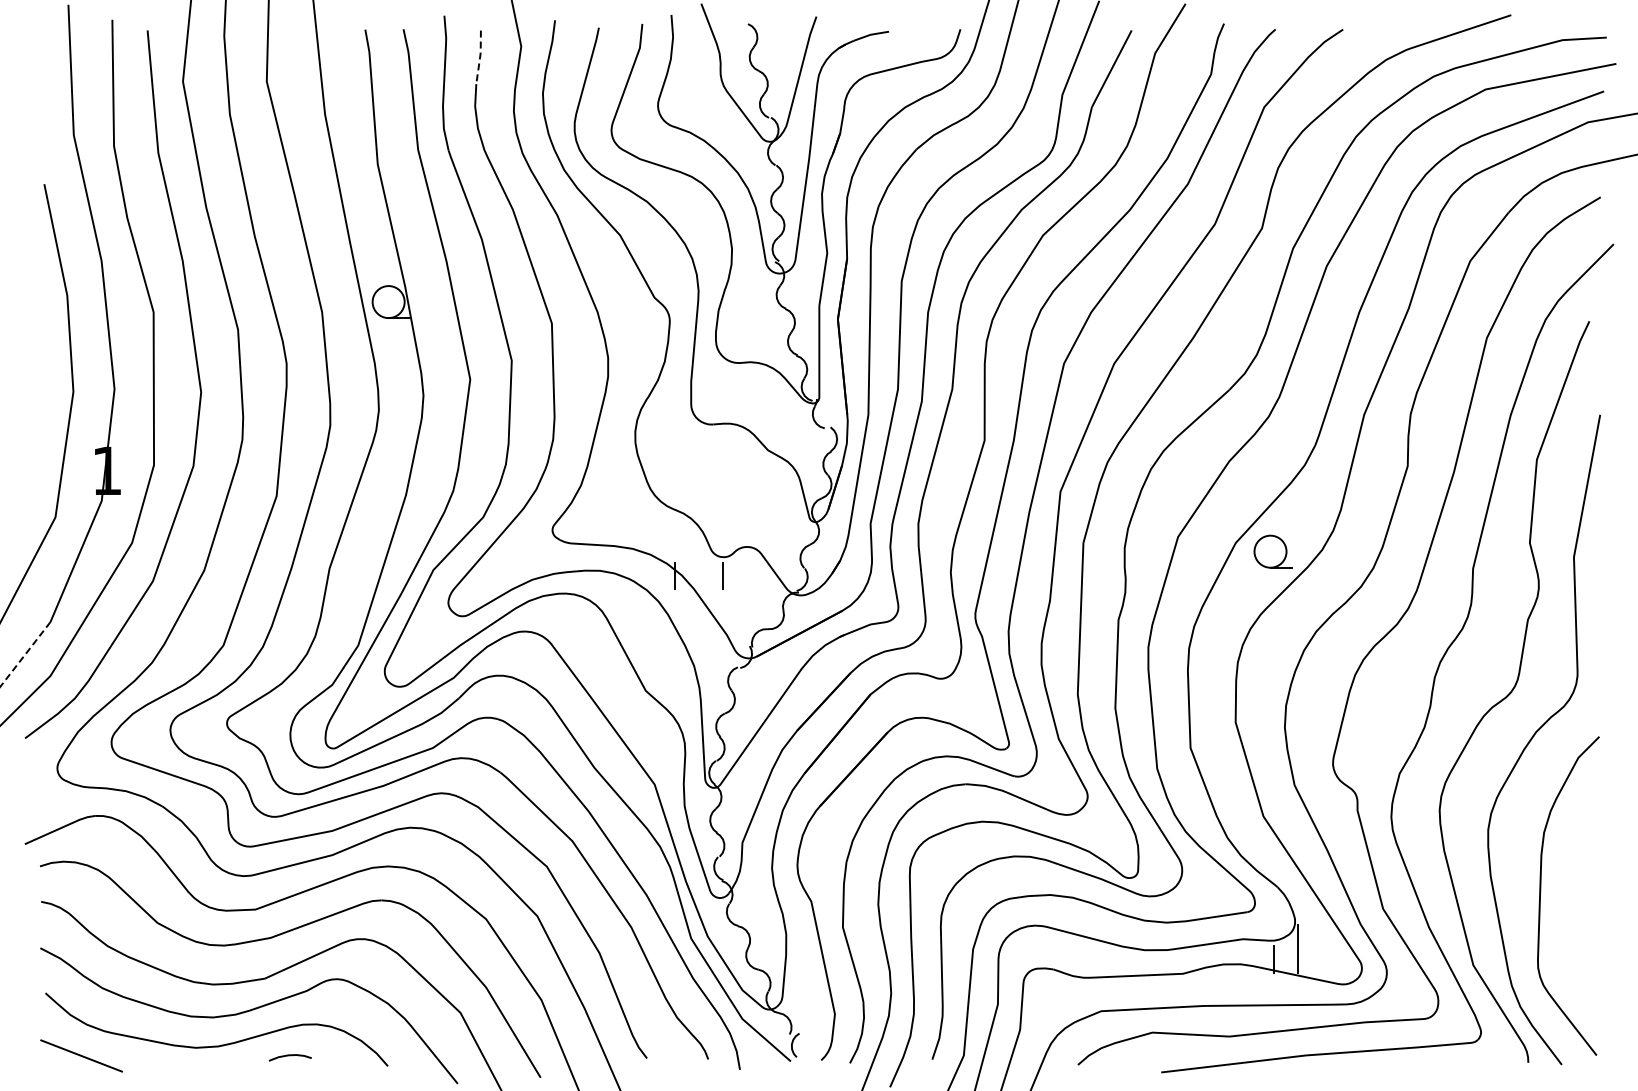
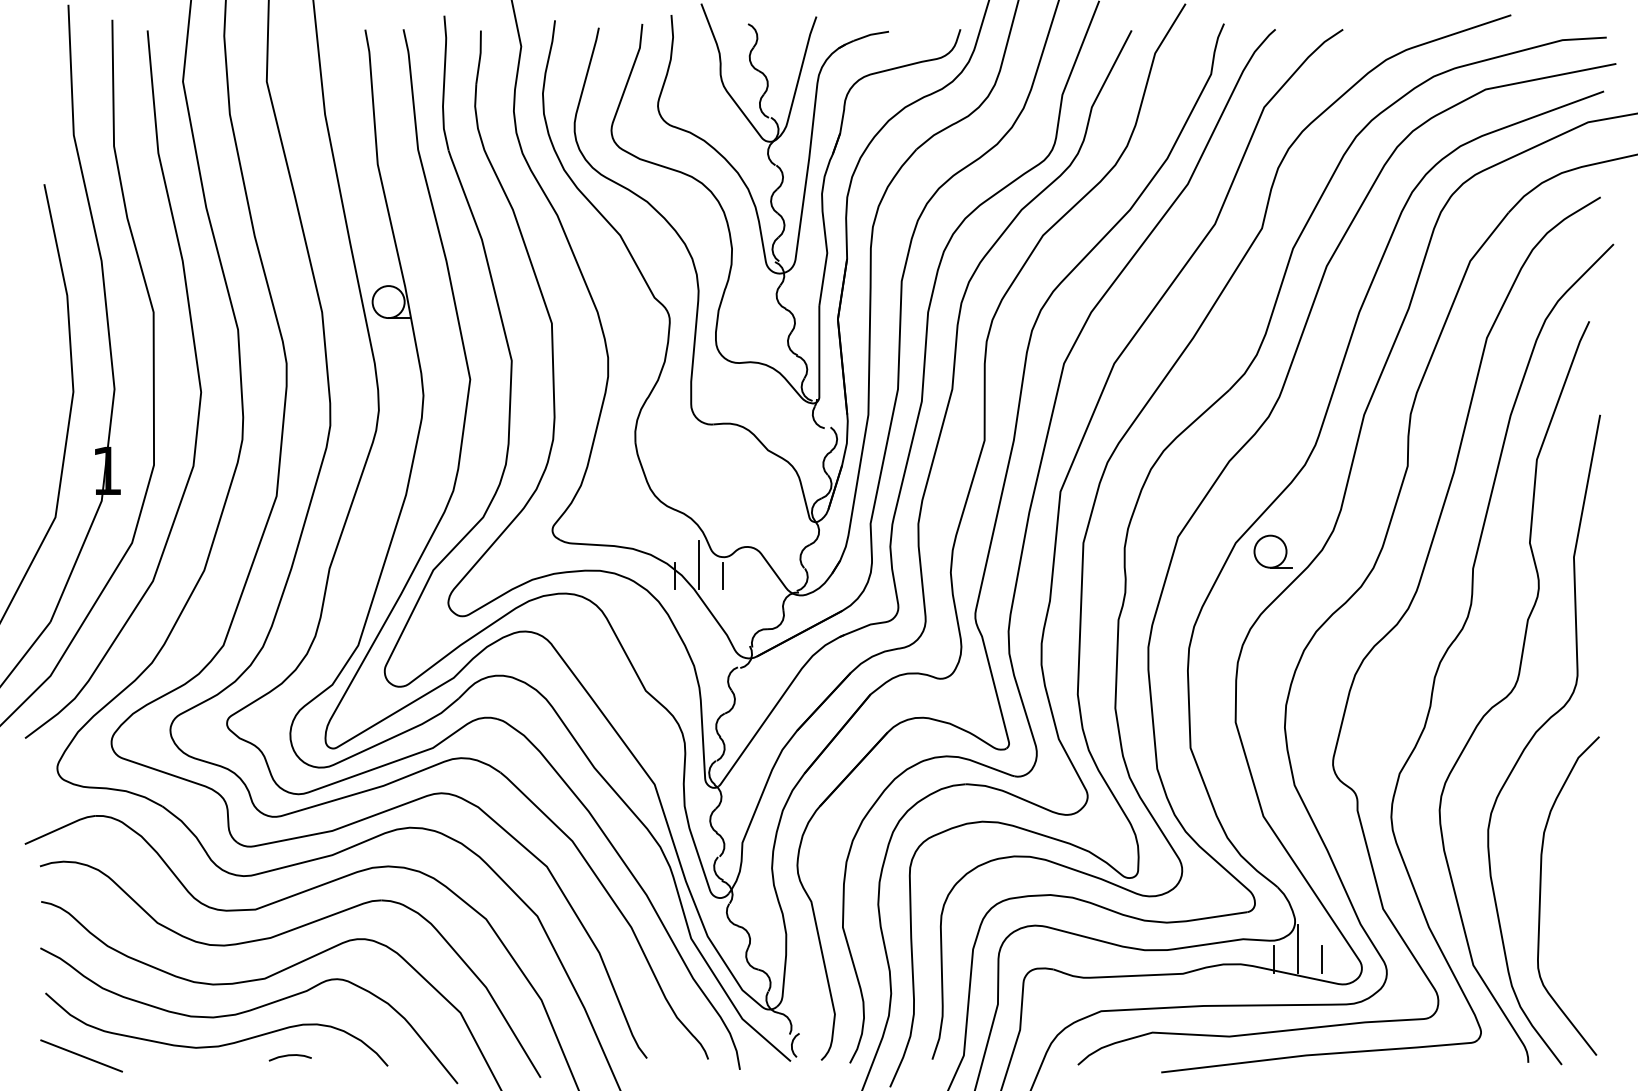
line: dashed -> solid (480, 57)
line: none -> present (699, 565)
line: dashed -> solid (25, 654)
line: none -> present (1322, 959)
